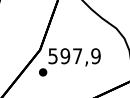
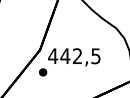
text: 597,9 -> 442,5 (74, 56)
